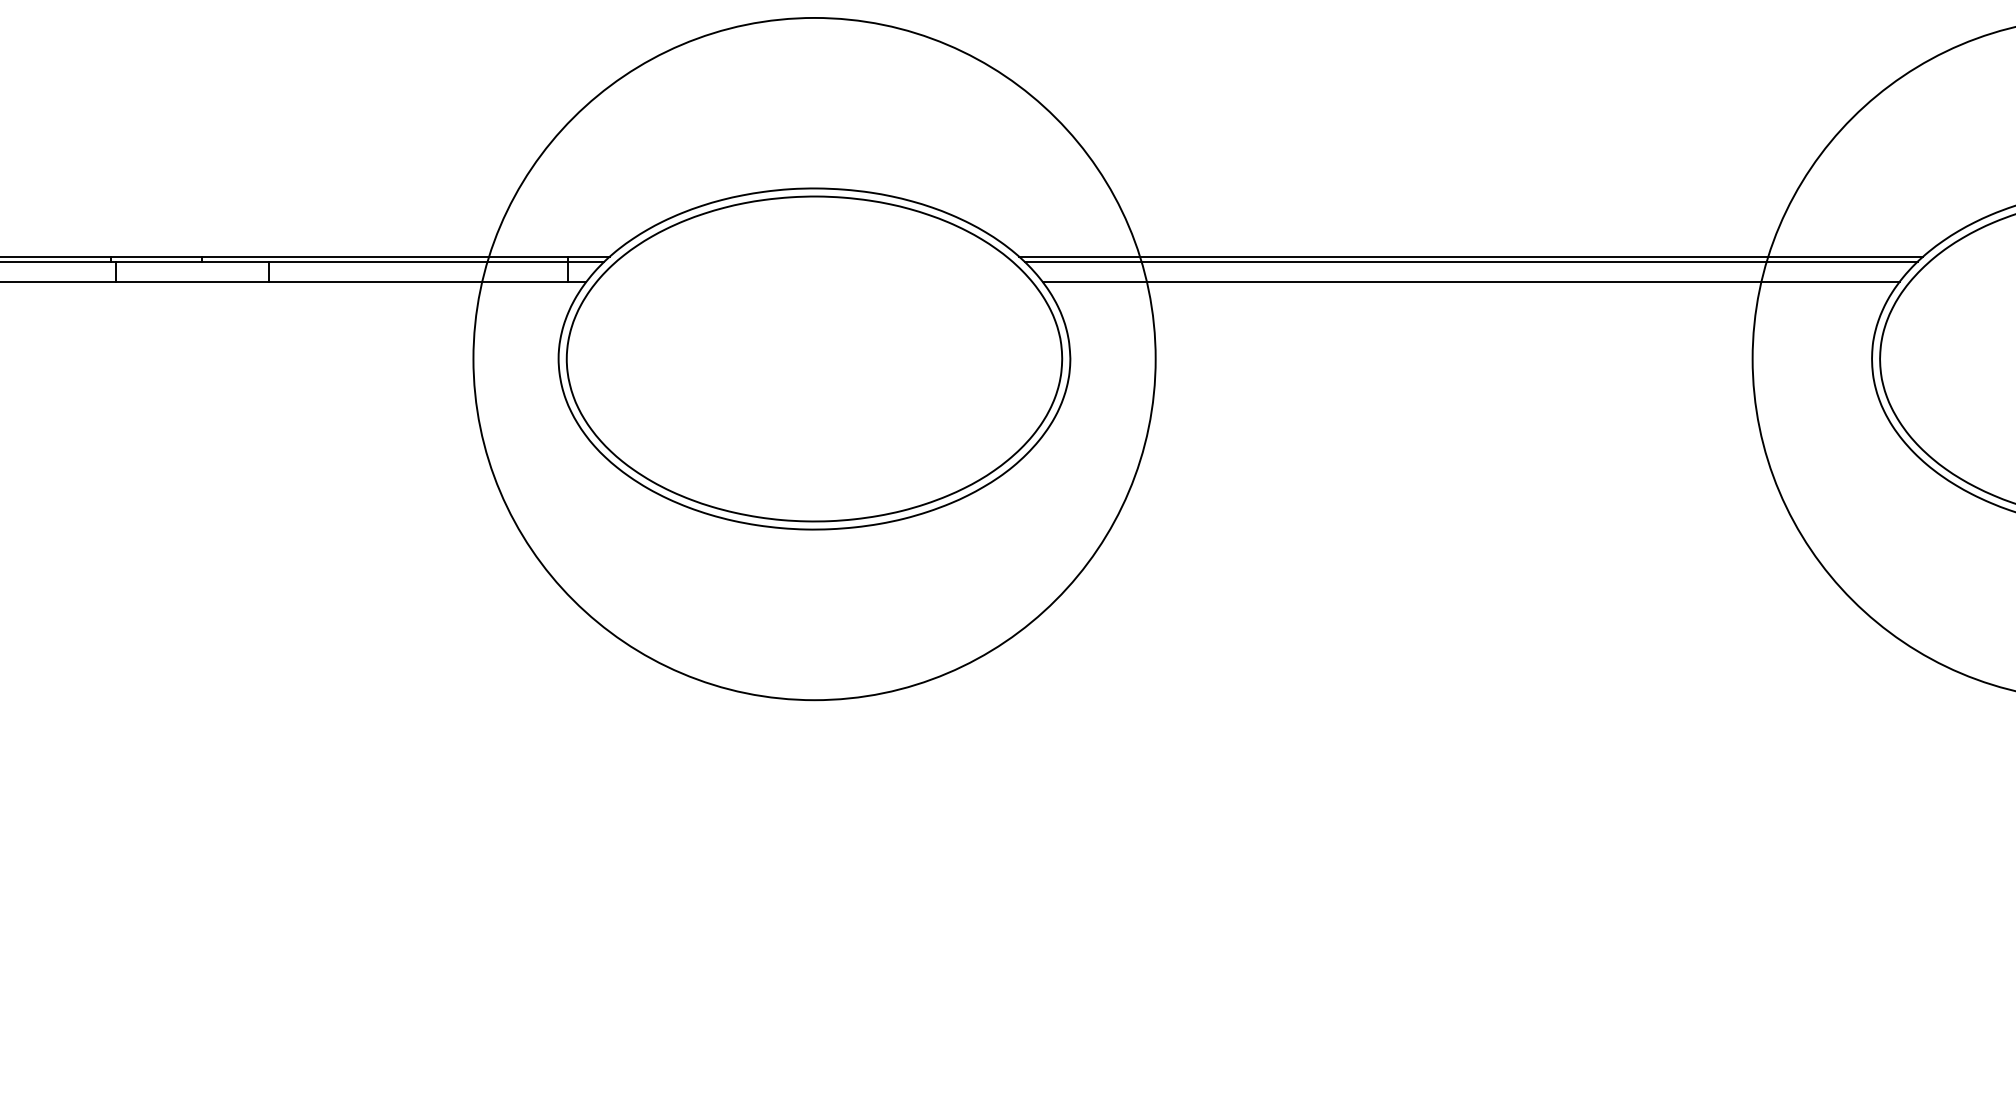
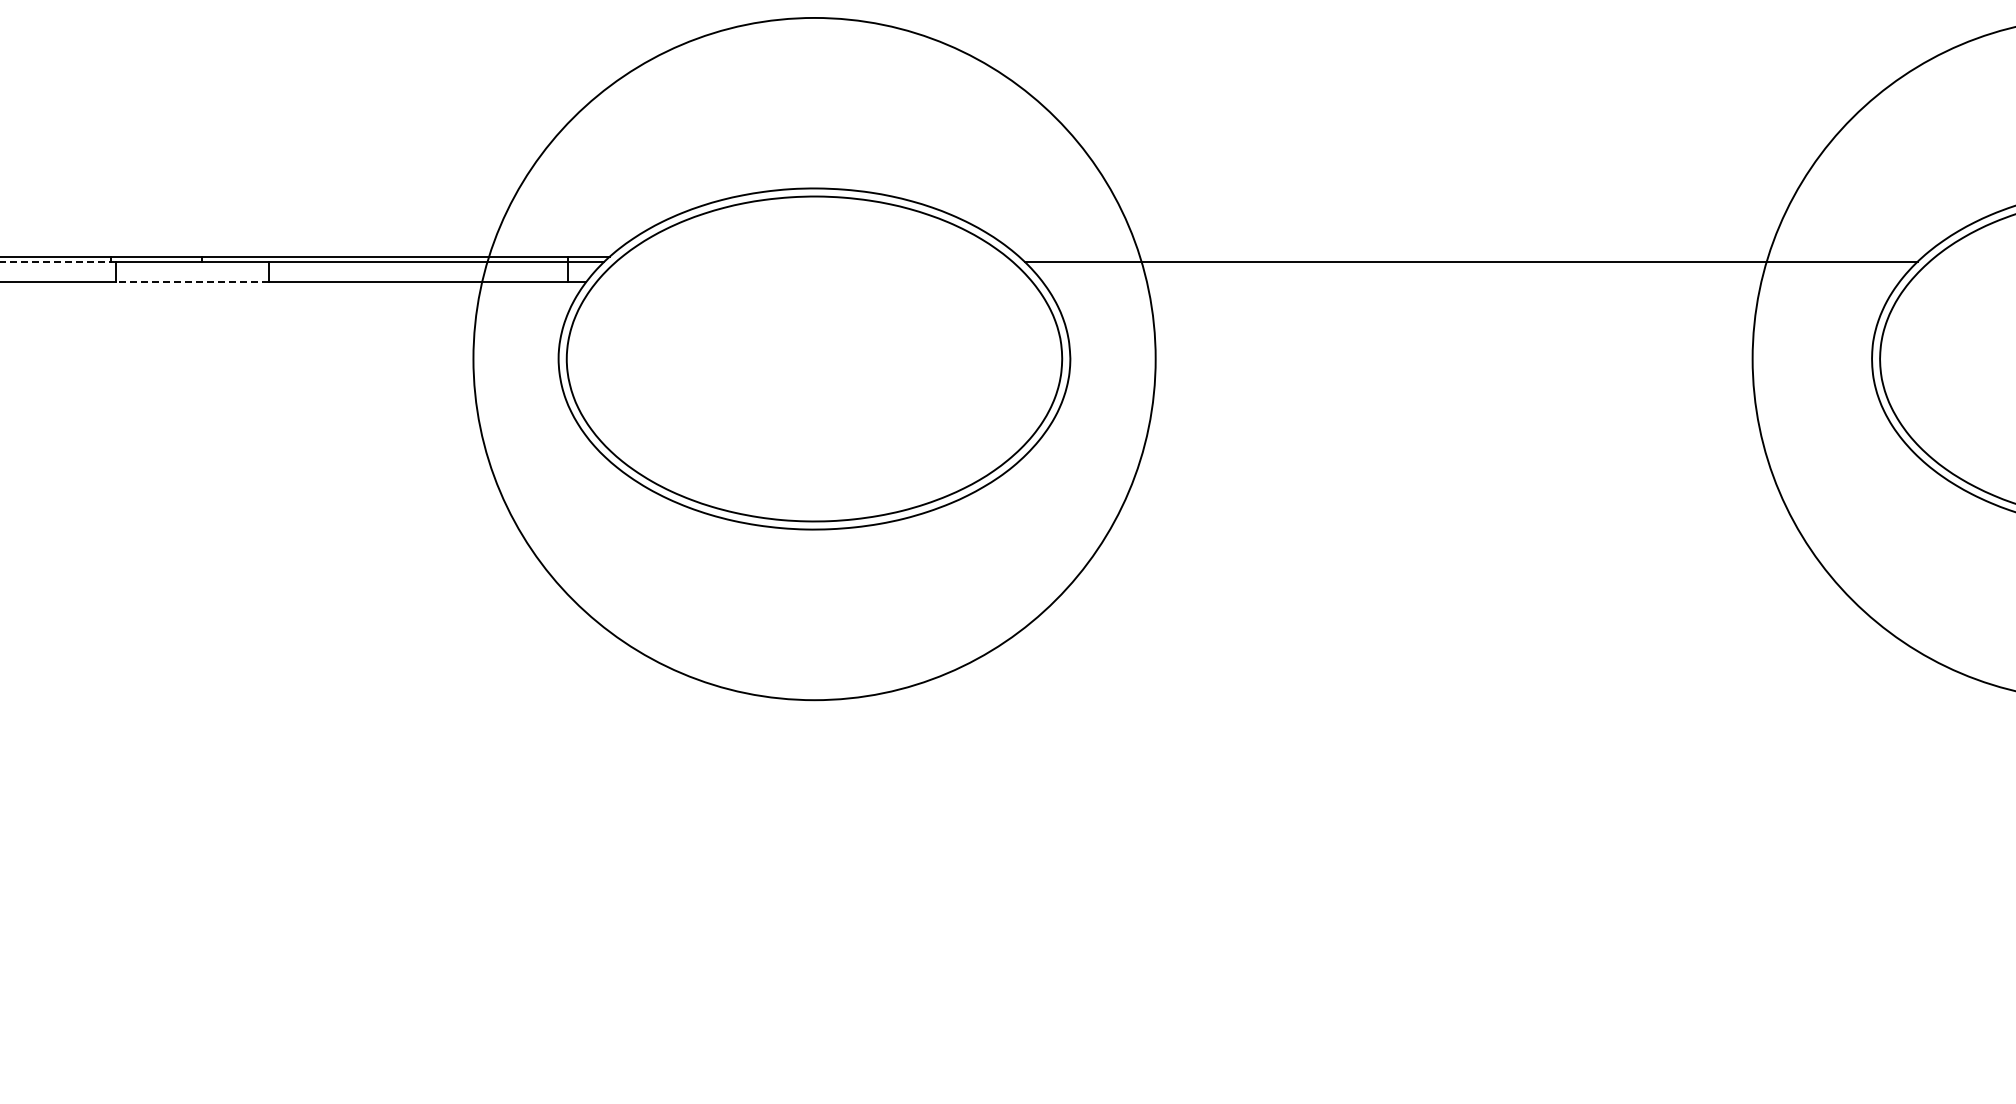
line: present -> none (1470, 256)
line: solid -> dashed (58, 261)
line: solid -> dashed (192, 282)
line: present -> none (1470, 282)
